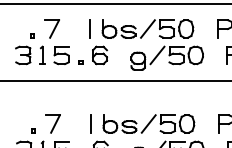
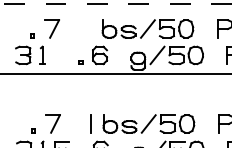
line: solid -> dashed (116, 3)
line: present -> none (89, 28)
part: present -> none (61, 55)
line position: (115, 81) -> (115, 74) (115, 74)
